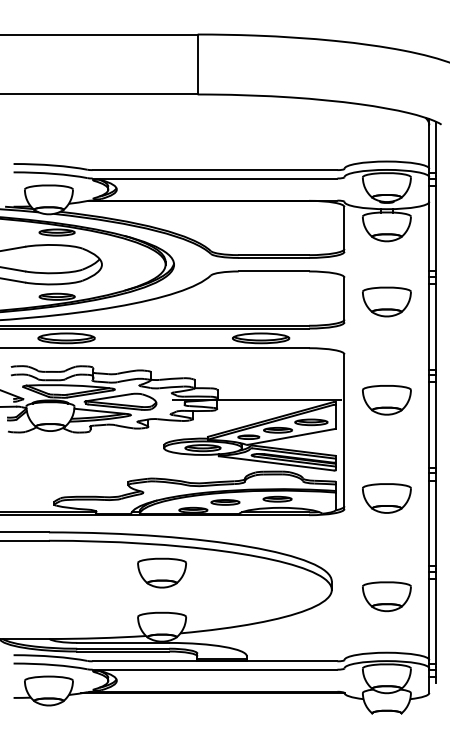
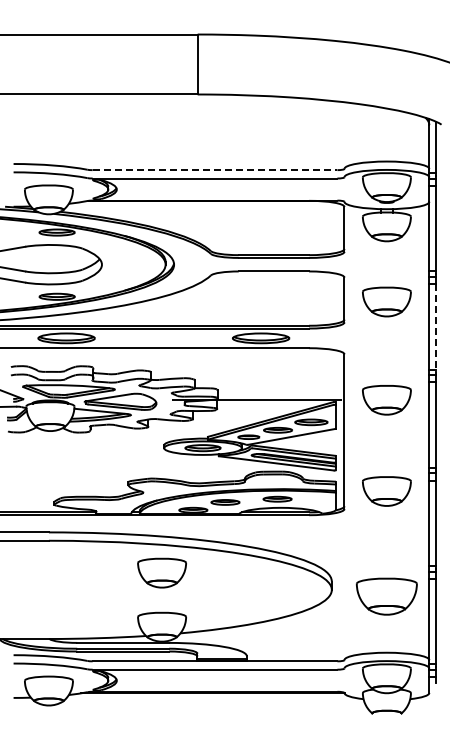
line: solid -> dashed (215, 170)
line: solid -> dashed (436, 328)
part position: (386, 498) -> (386, 491) (386, 491)
part size: 50x32 px -> 62x39 px (386, 596)
